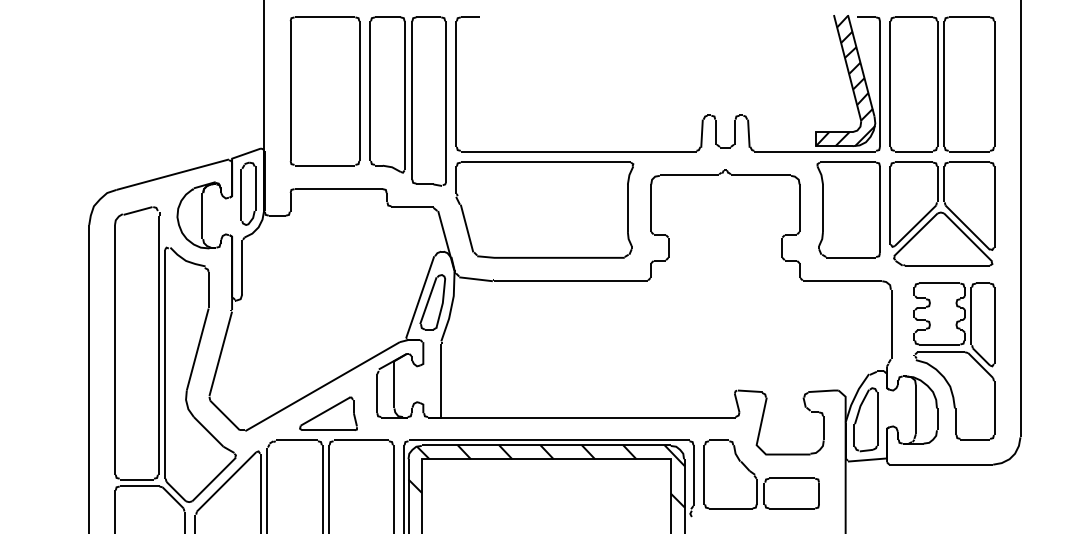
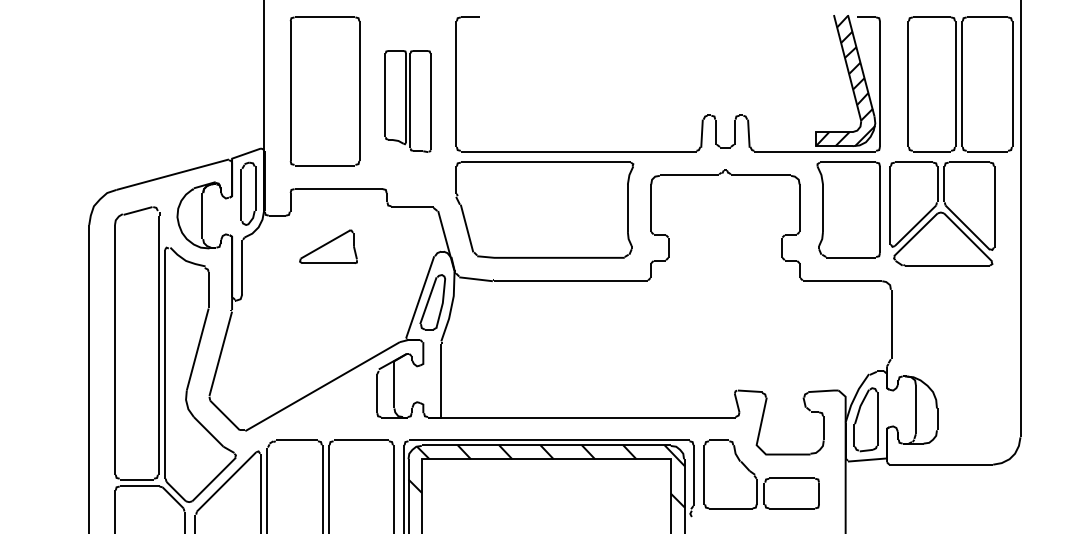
part position: (942, 84) -> (960, 84) (960, 84)
part size: 78x171 px -> 48x103 px (407, 101)
part: present -> none (954, 361)
part position: (328, 413) -> (328, 246) (328, 246)
